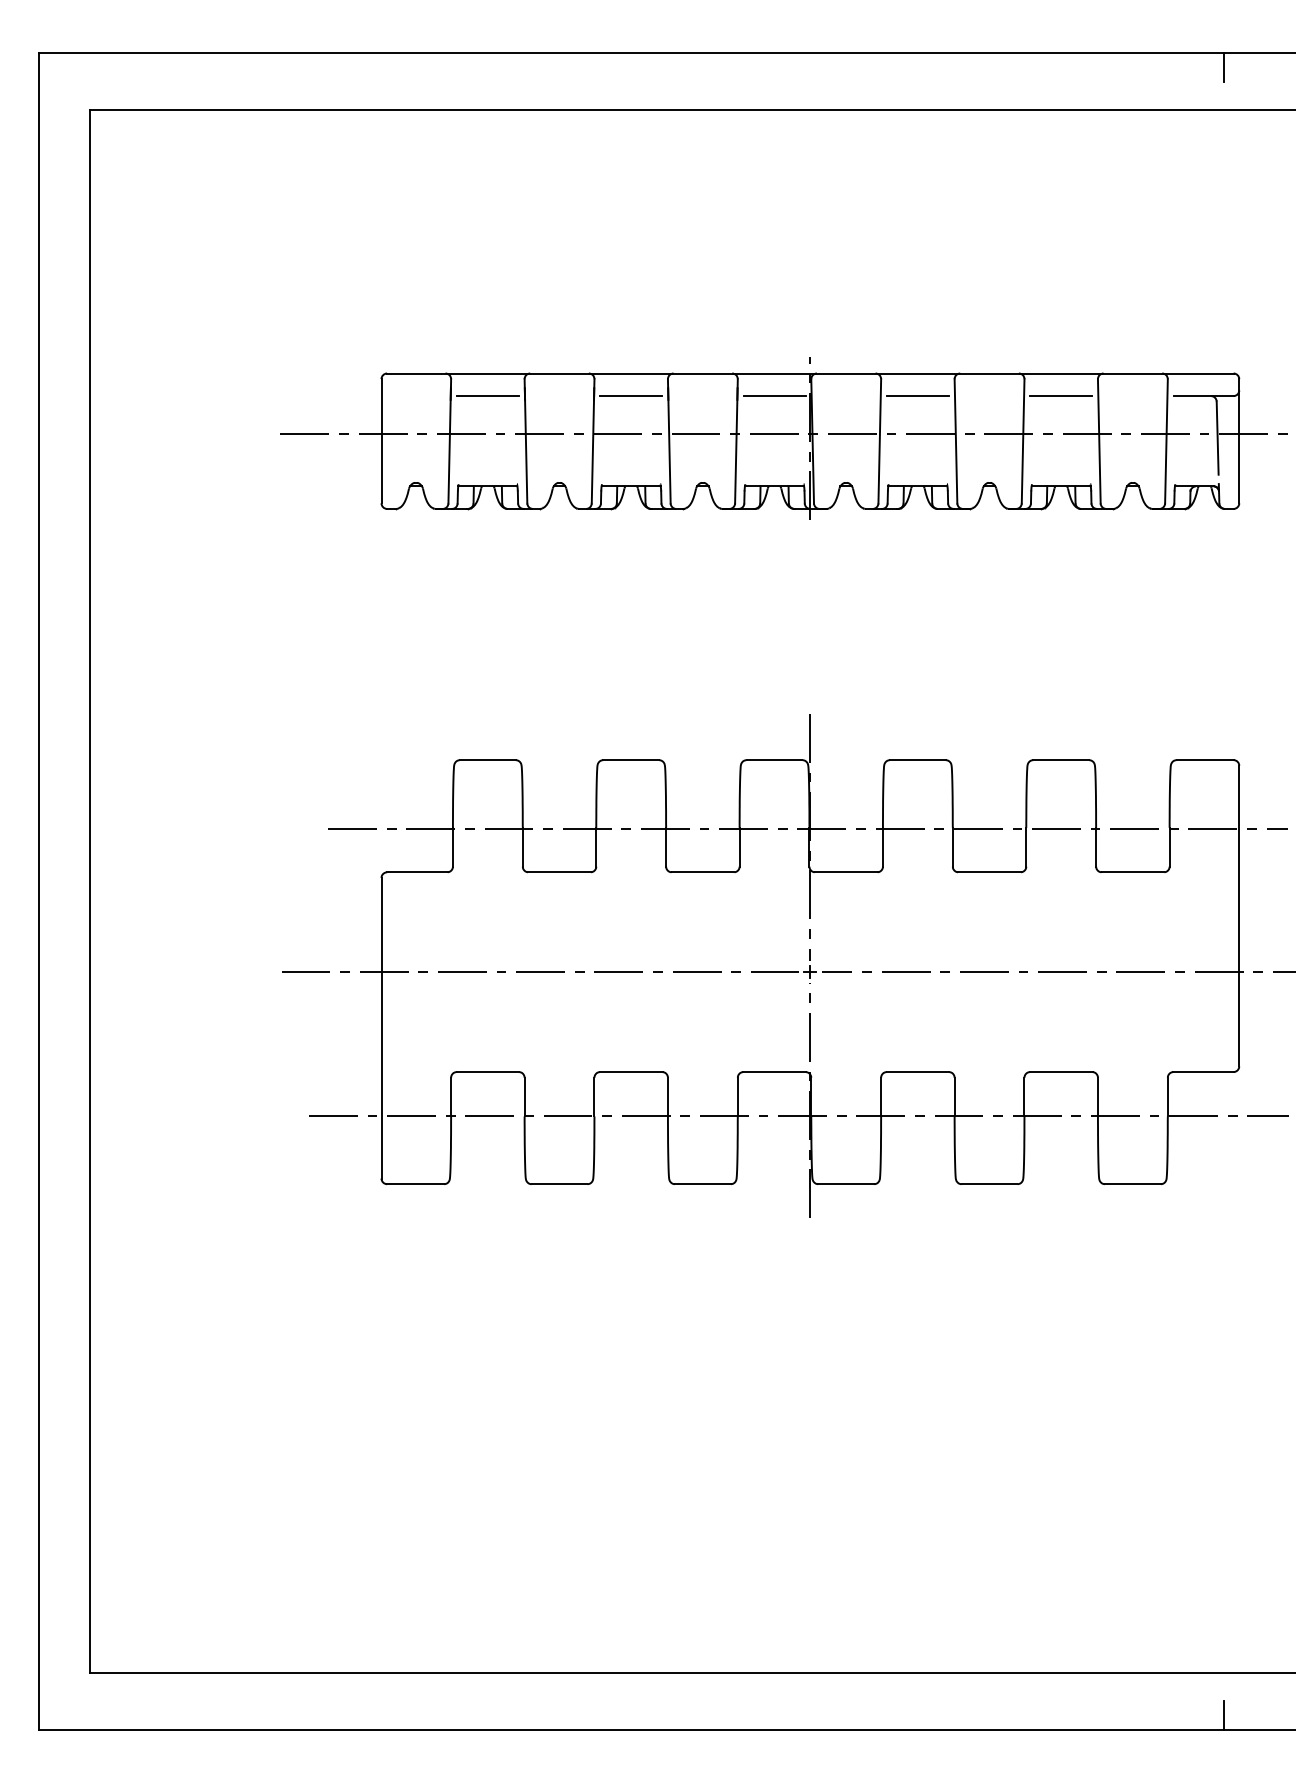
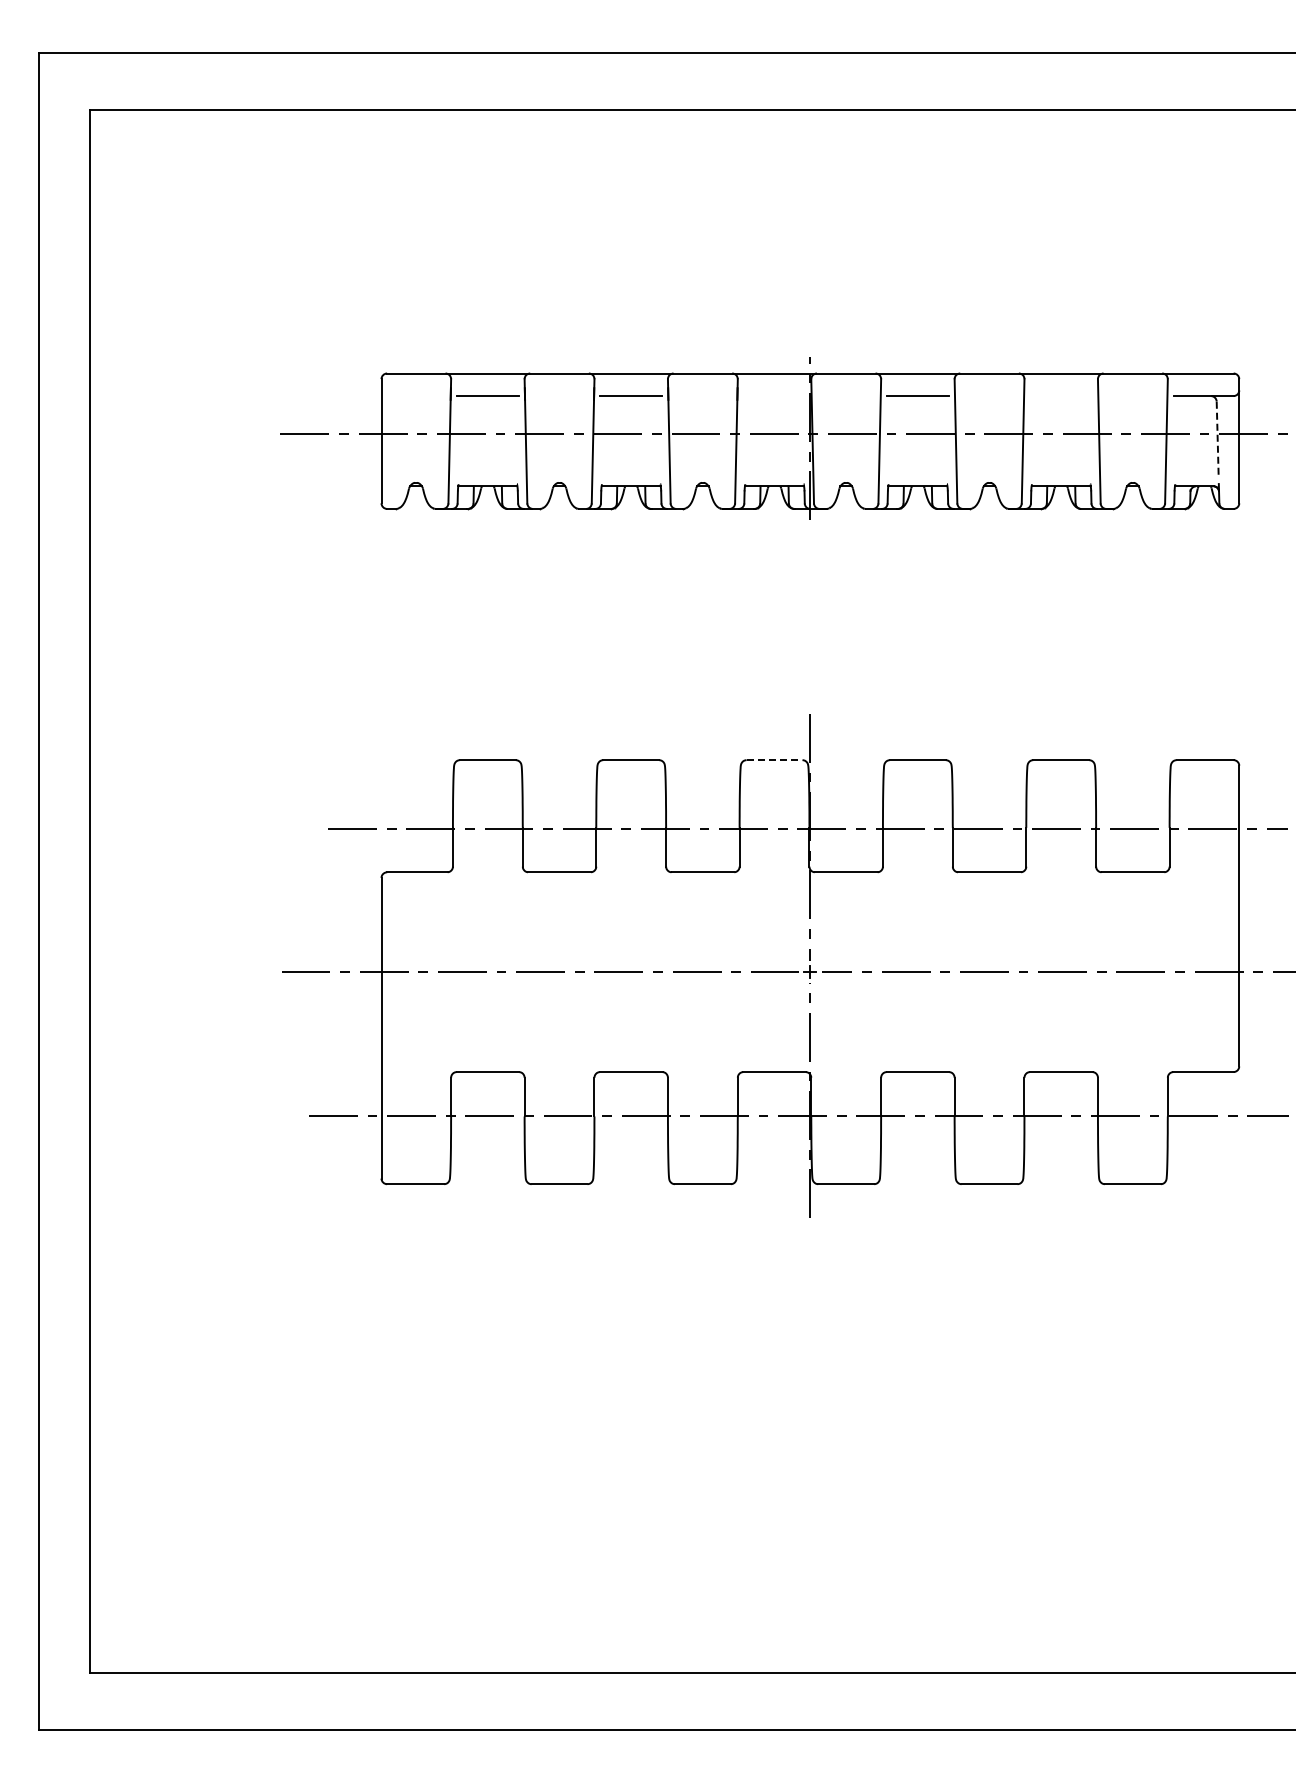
line: present -> none (1224, 67)
line: present -> none (774, 396)
line: present -> none (1061, 396)
line: solid -> dashed (1217, 438)
line: solid -> dashed (774, 760)
line: present -> none (1224, 1715)
